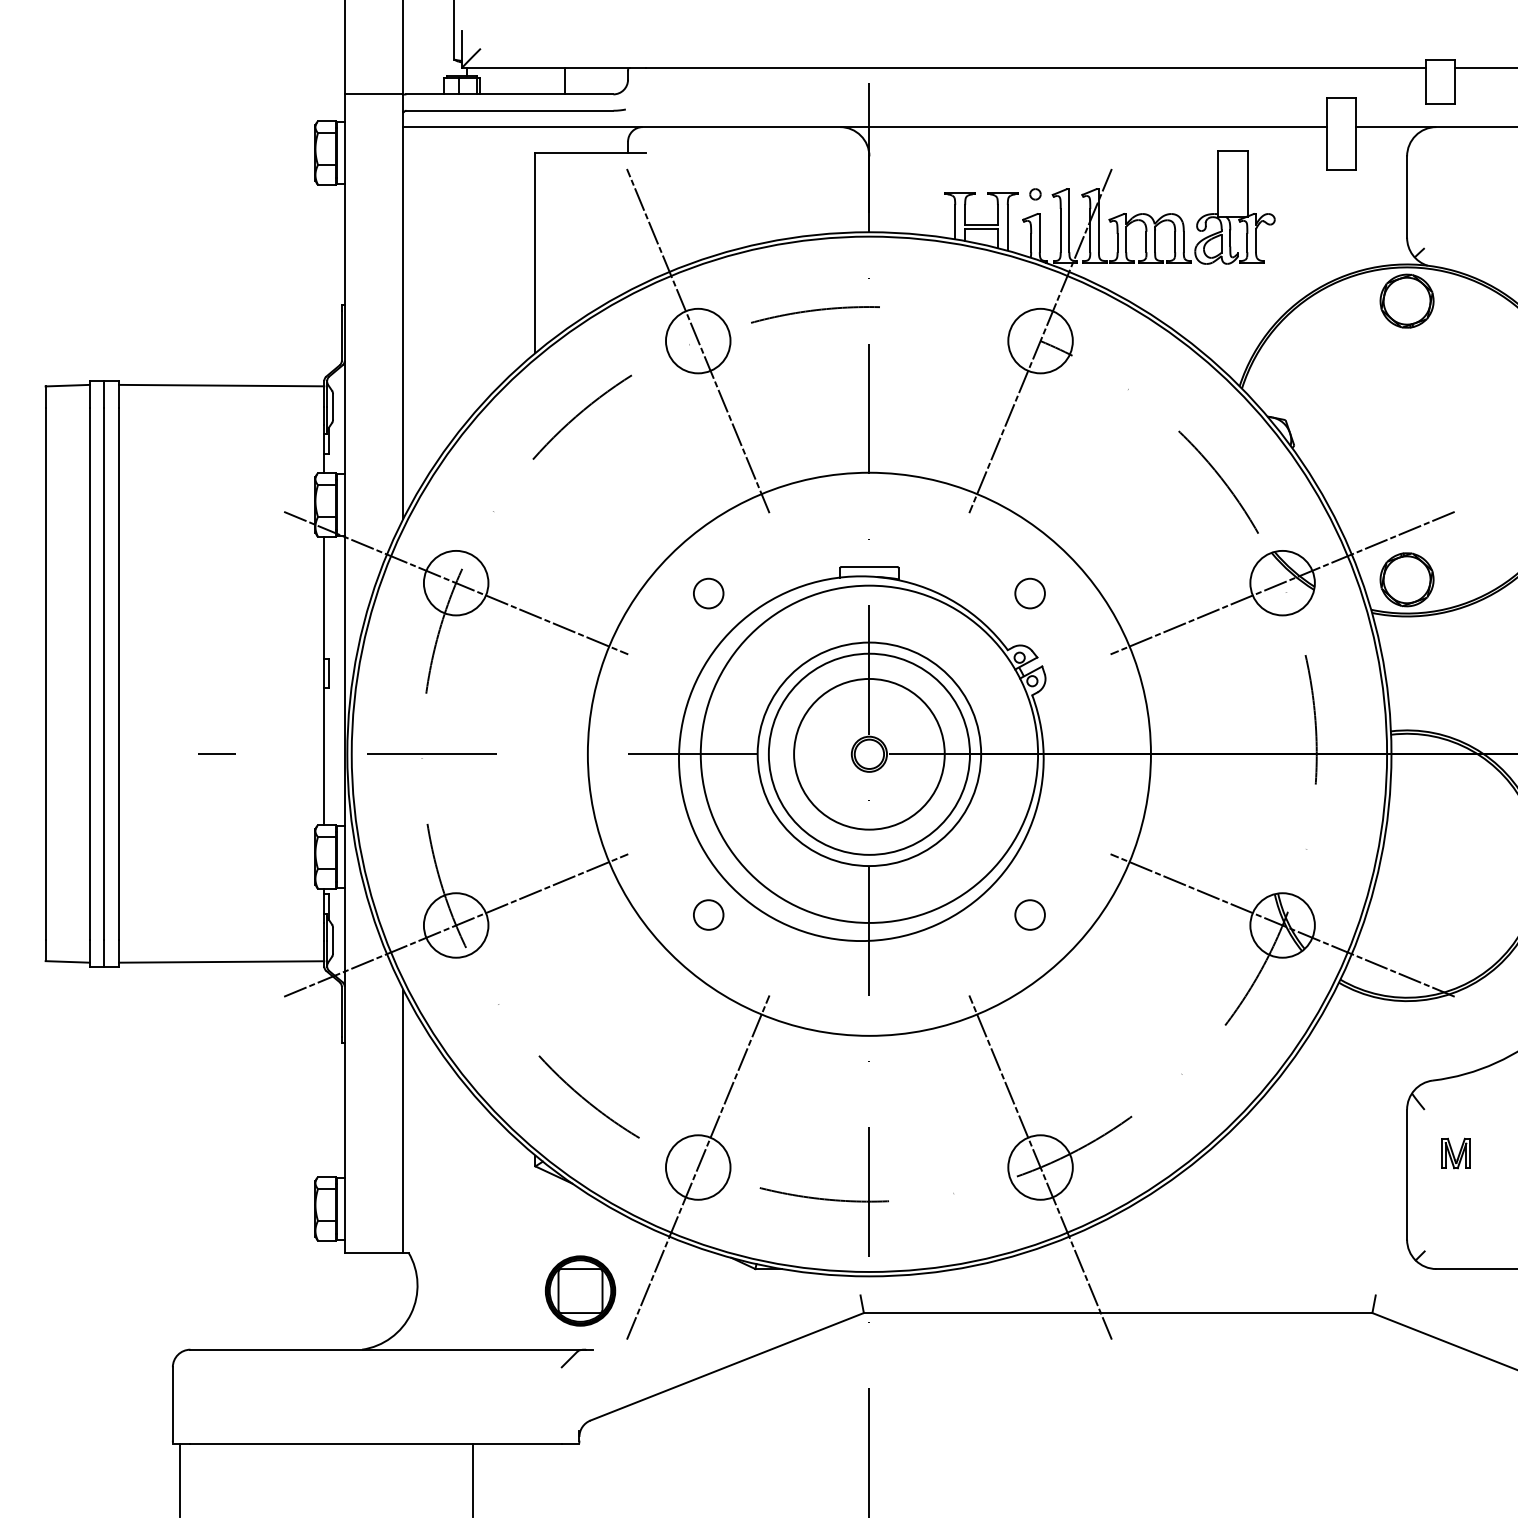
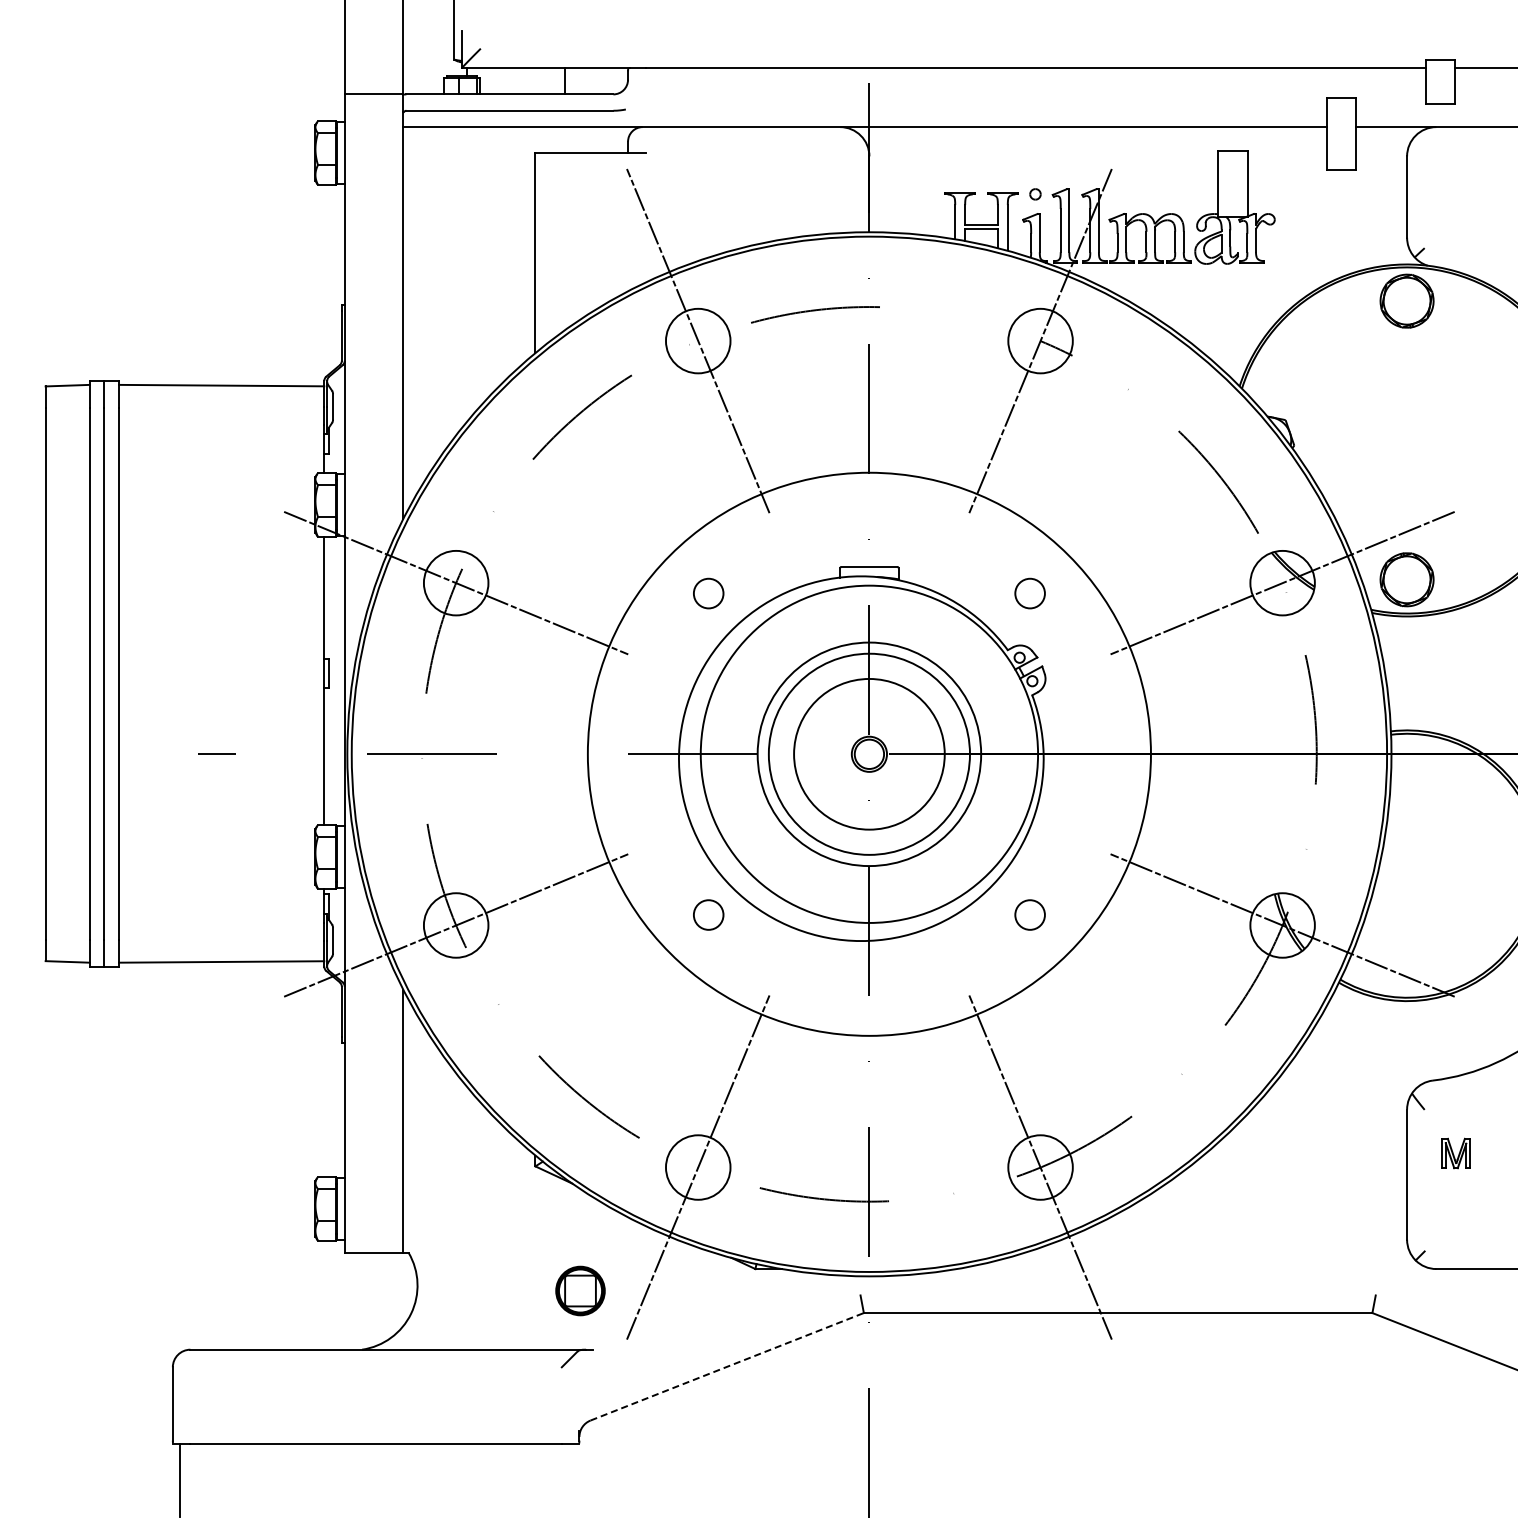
part size: 73x72 px -> 51x52 px (580, 1290)
line: solid -> dashed (727, 1366)
line: present -> none (473, 1479)
